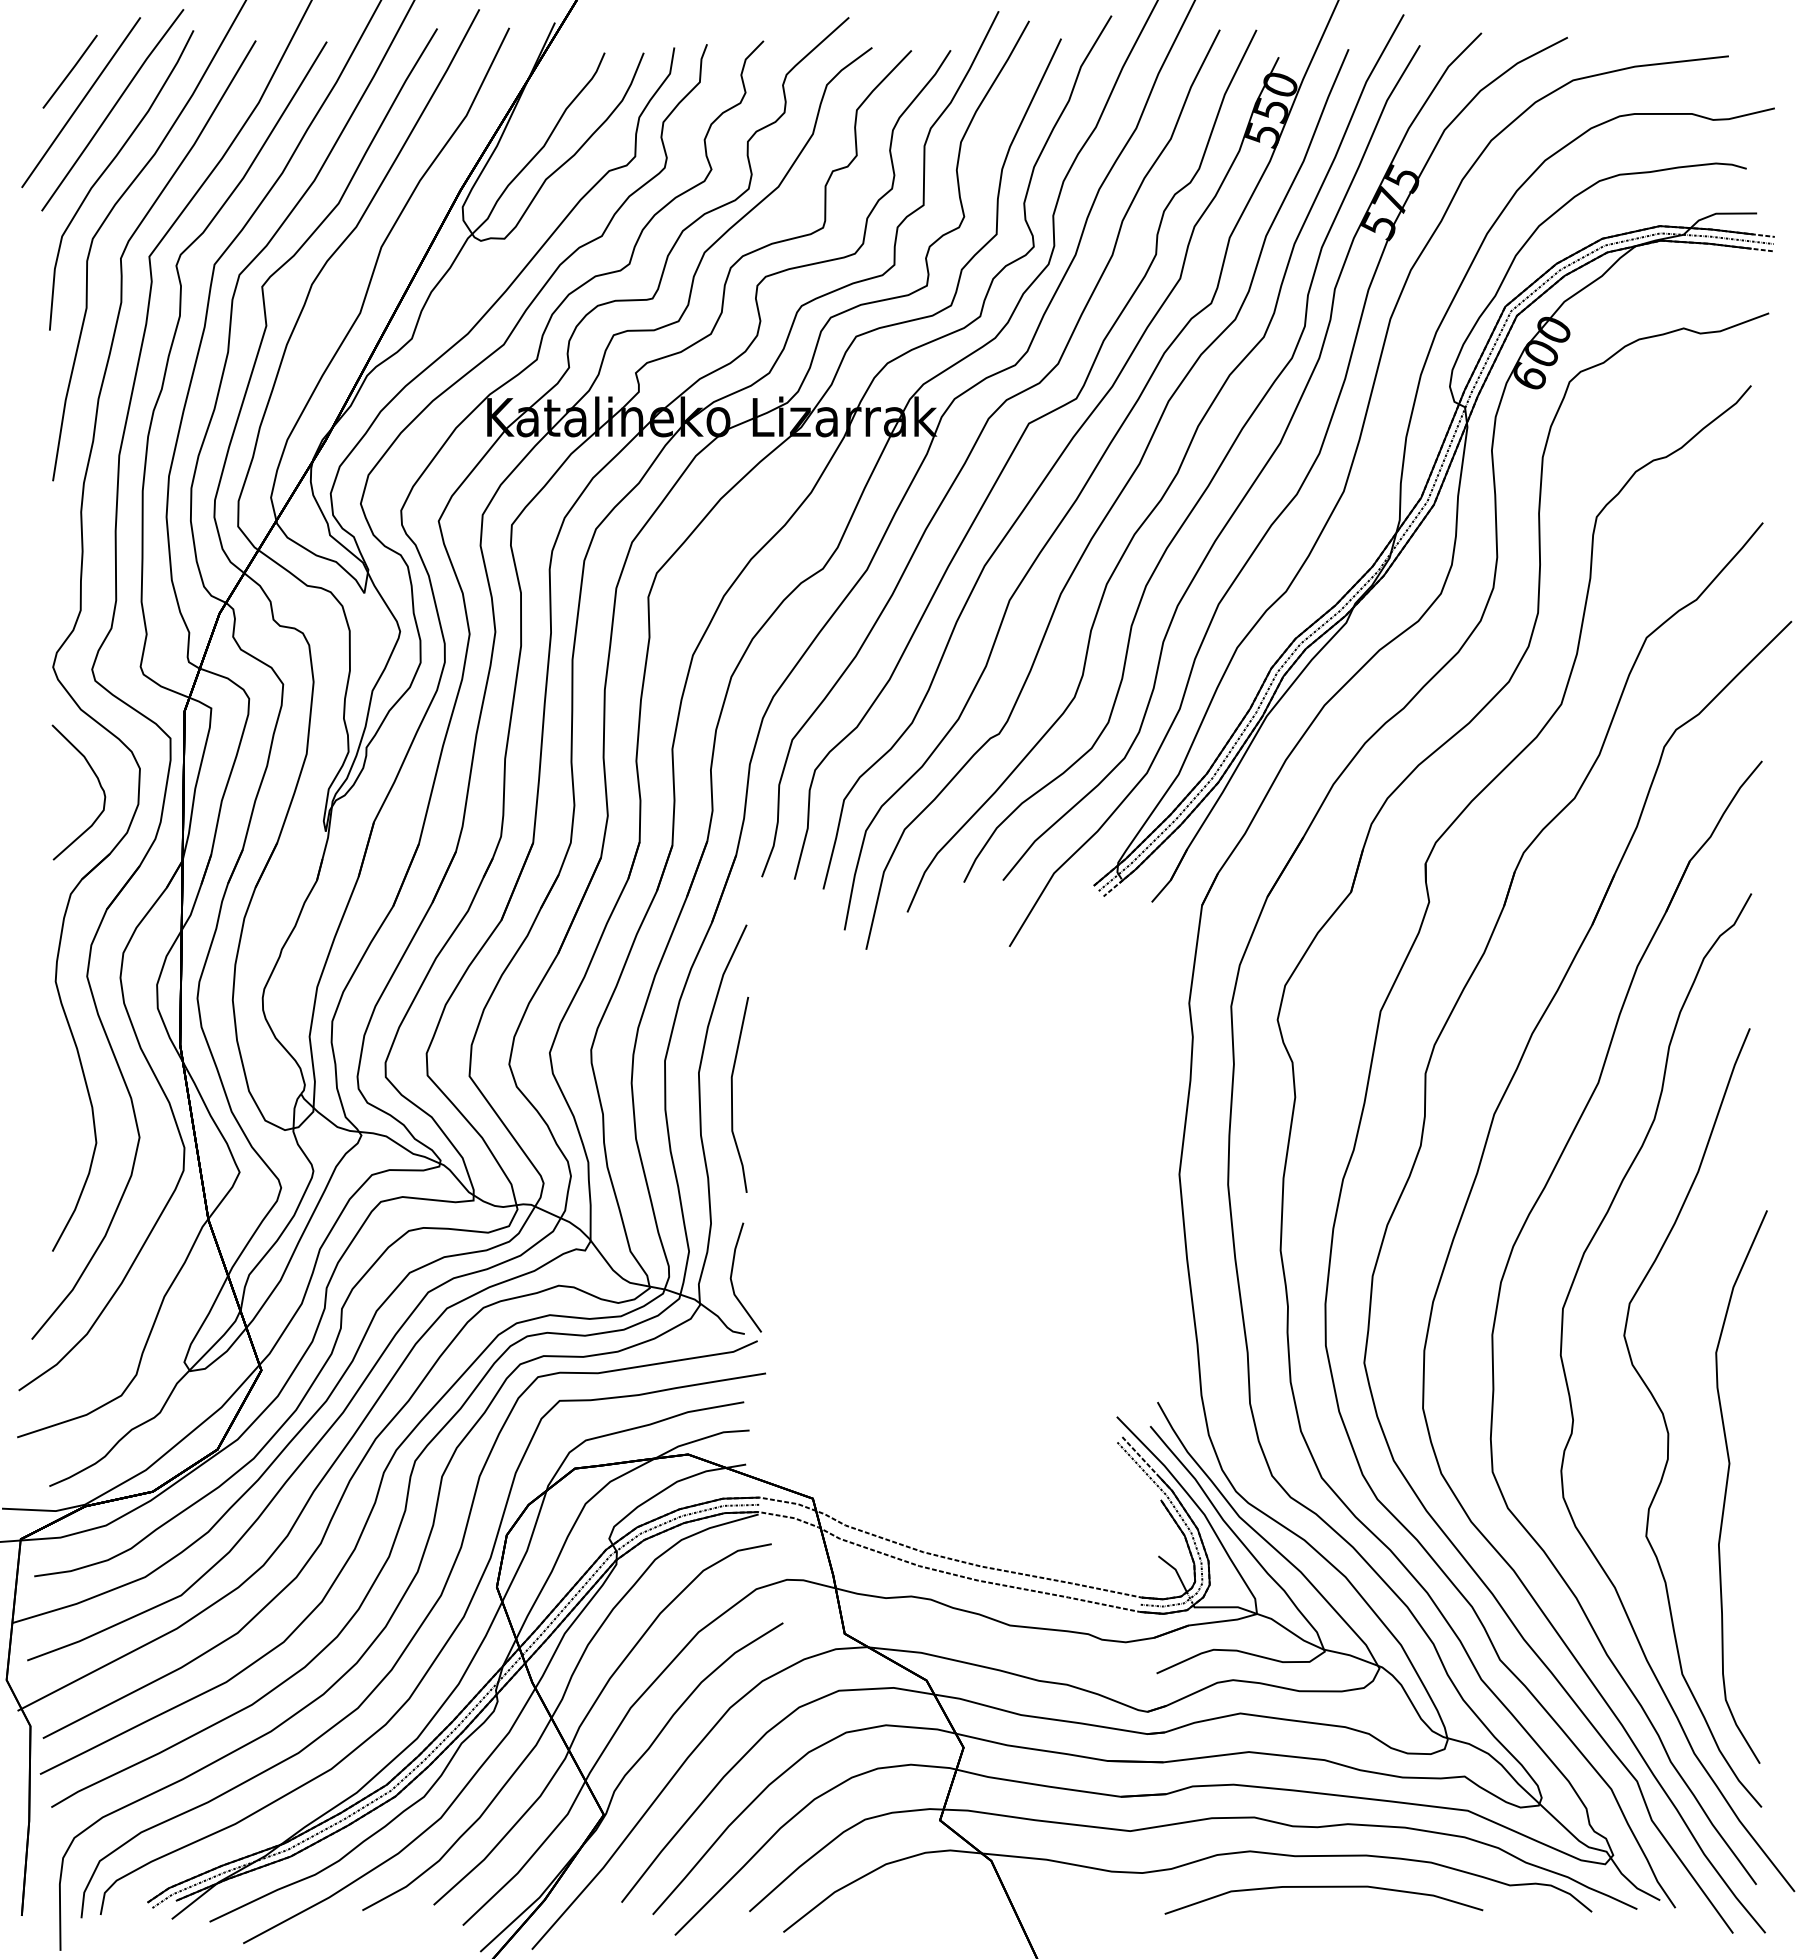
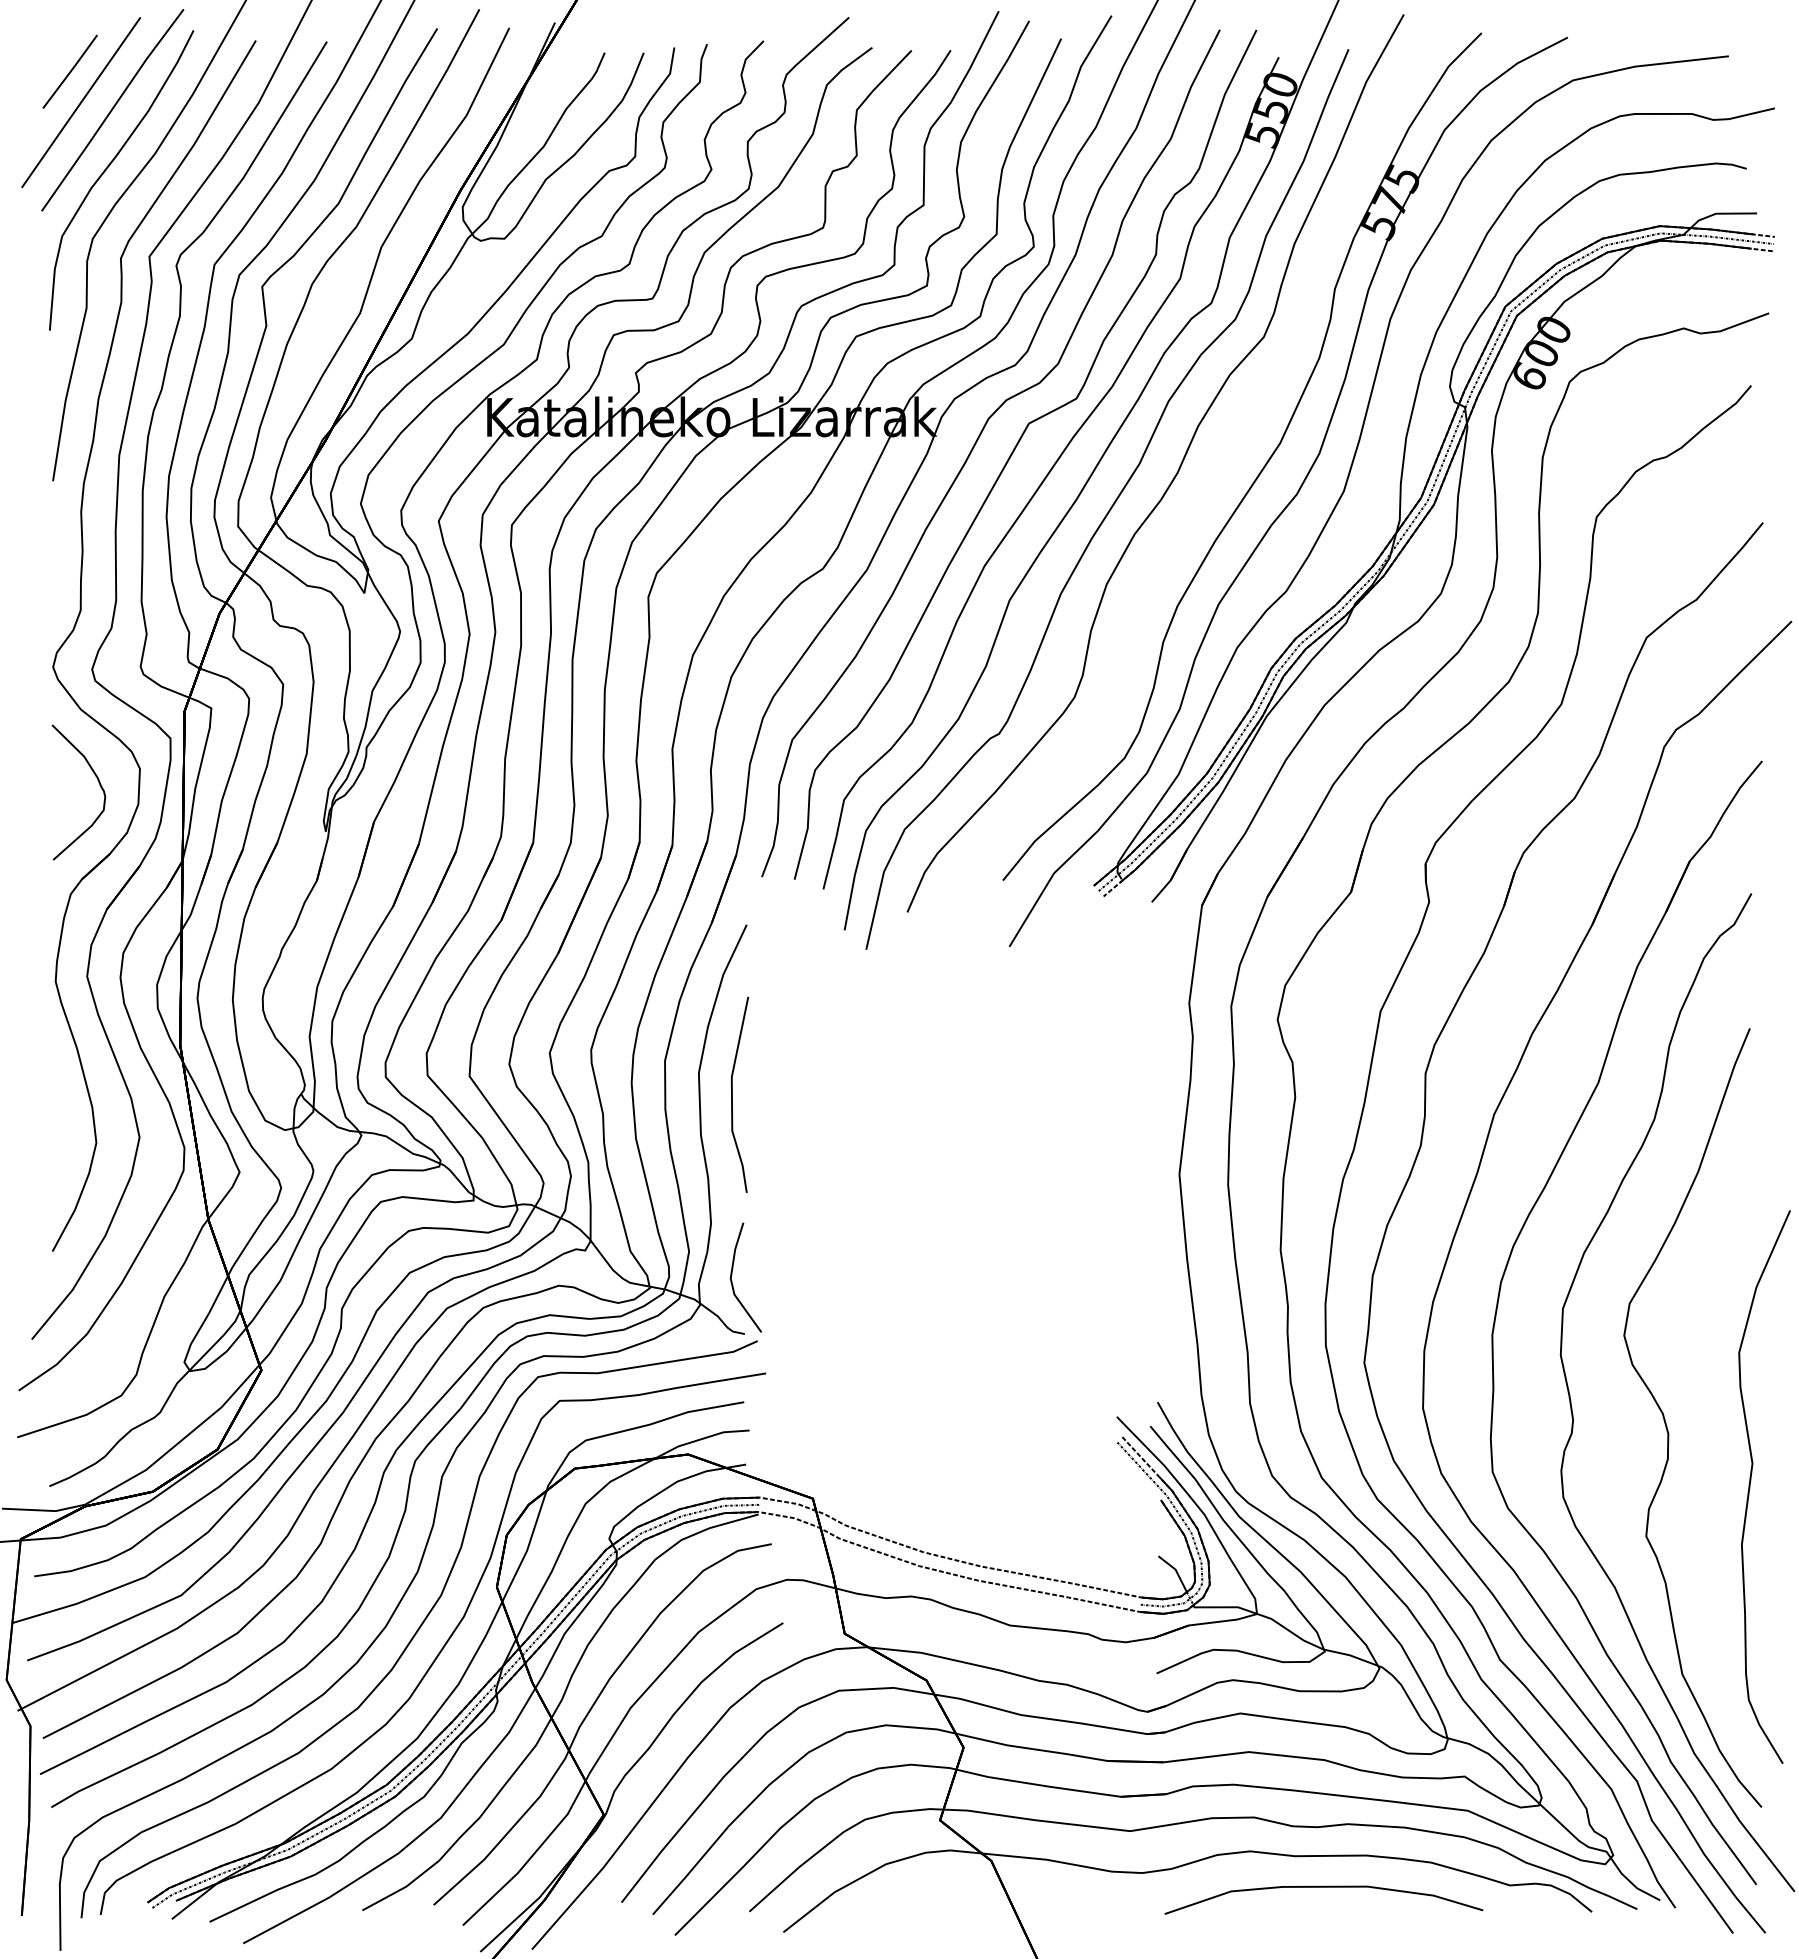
part: present -> none (1212, 476)
part position: (1728, 1481) -> (1751, 1481) (1751, 1481)
